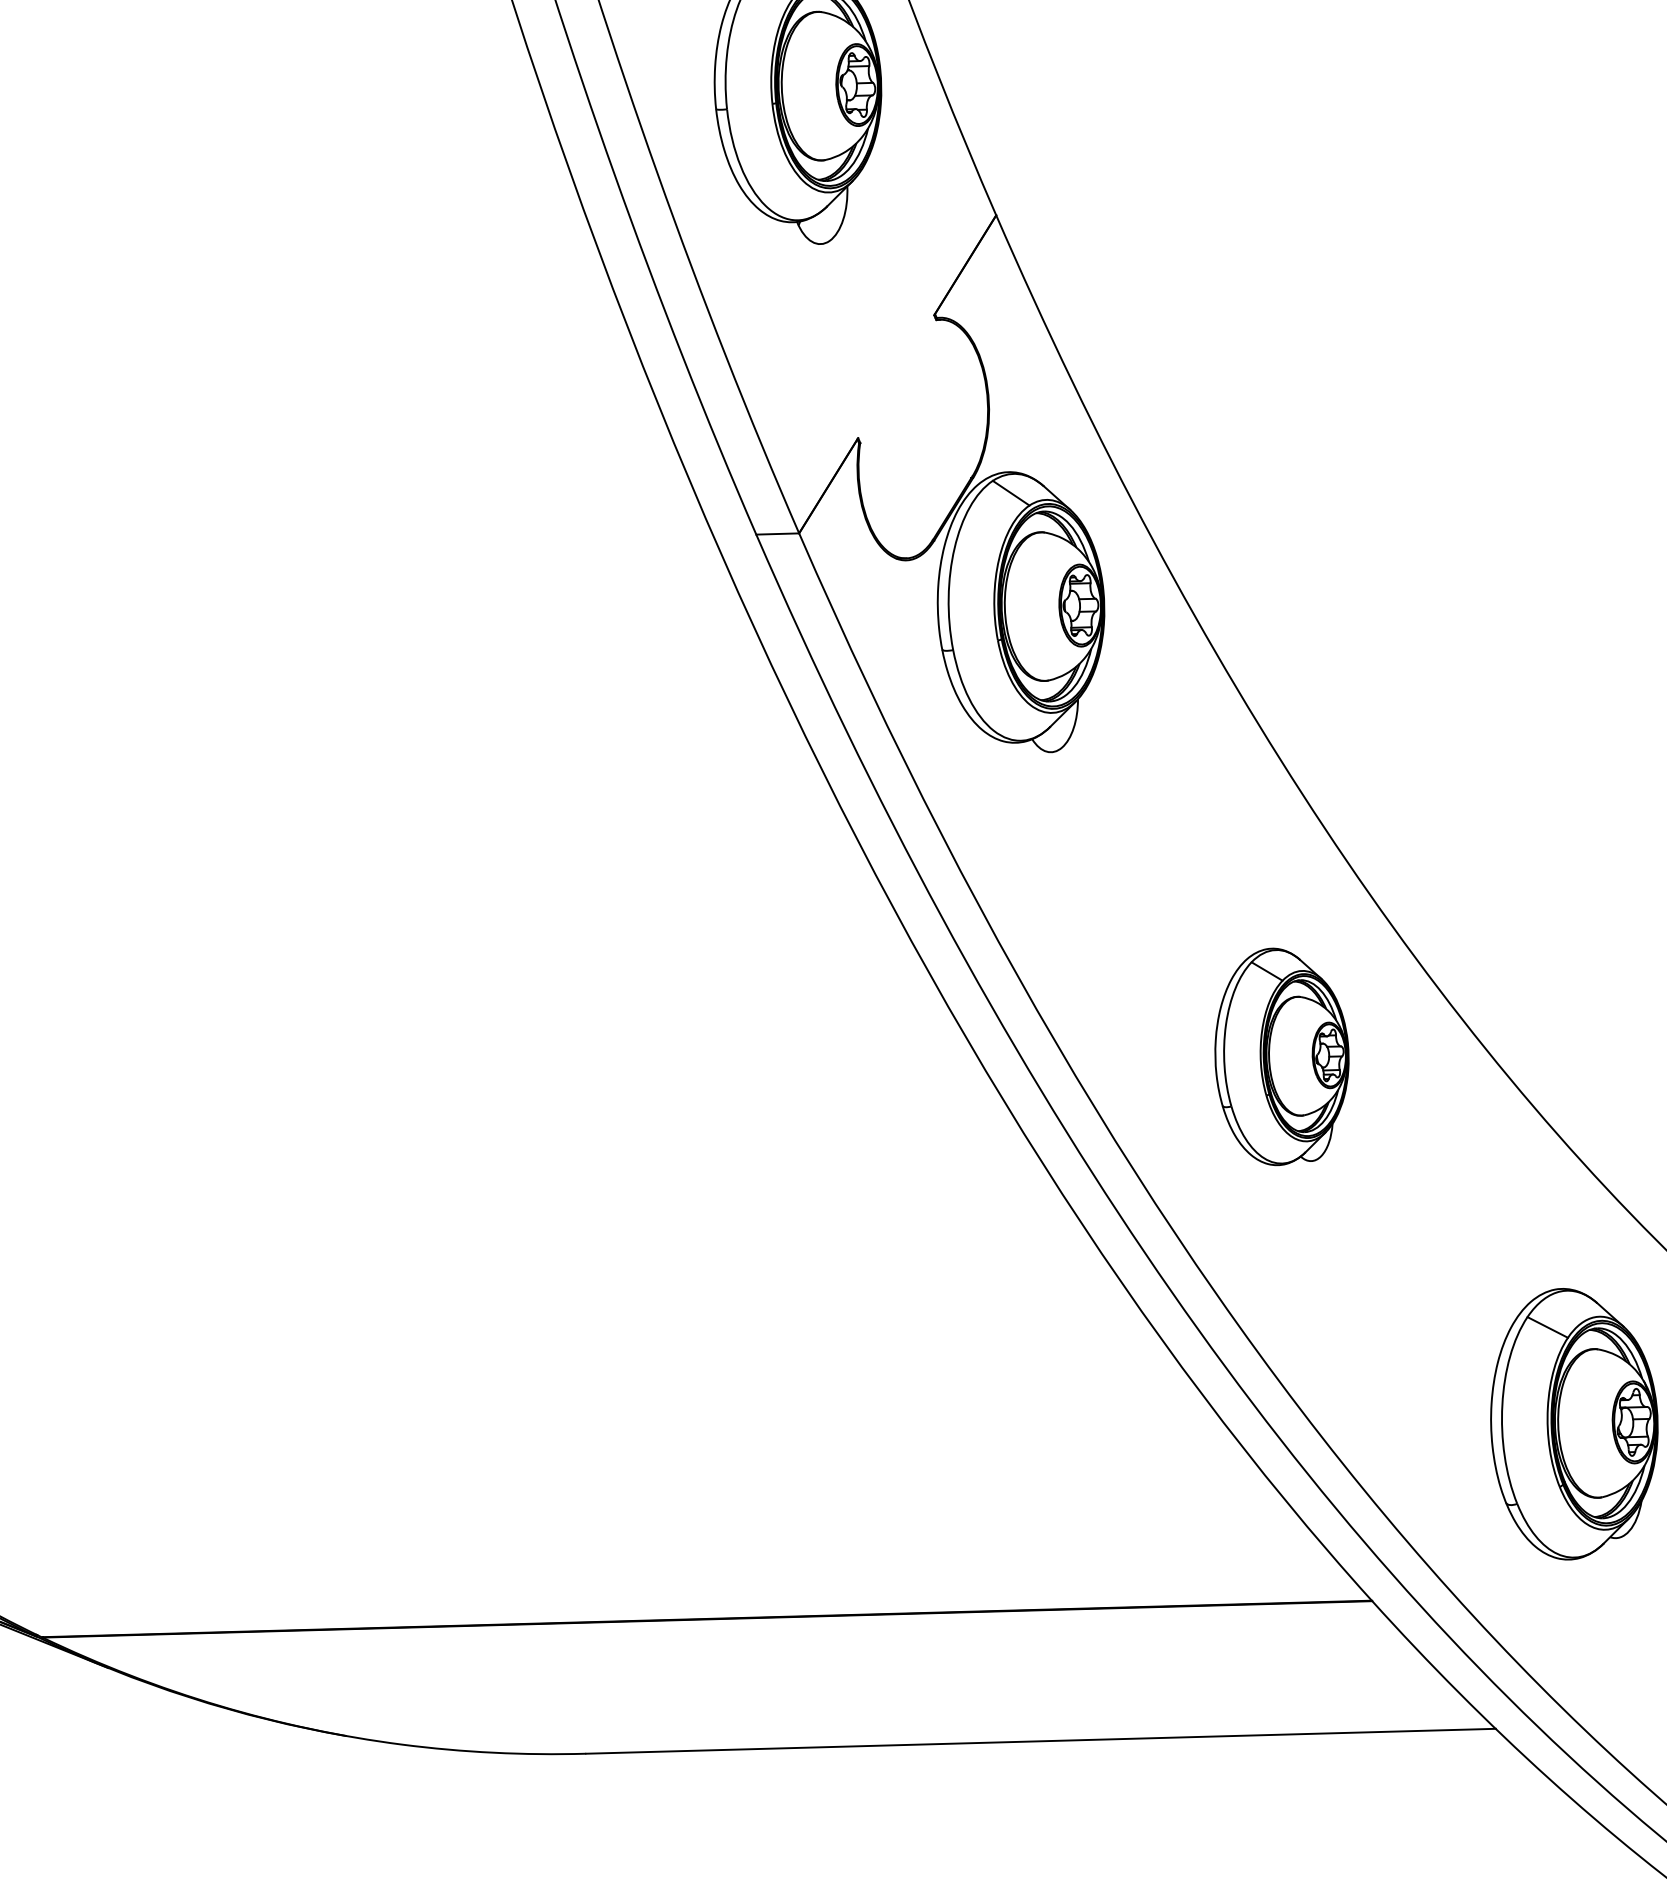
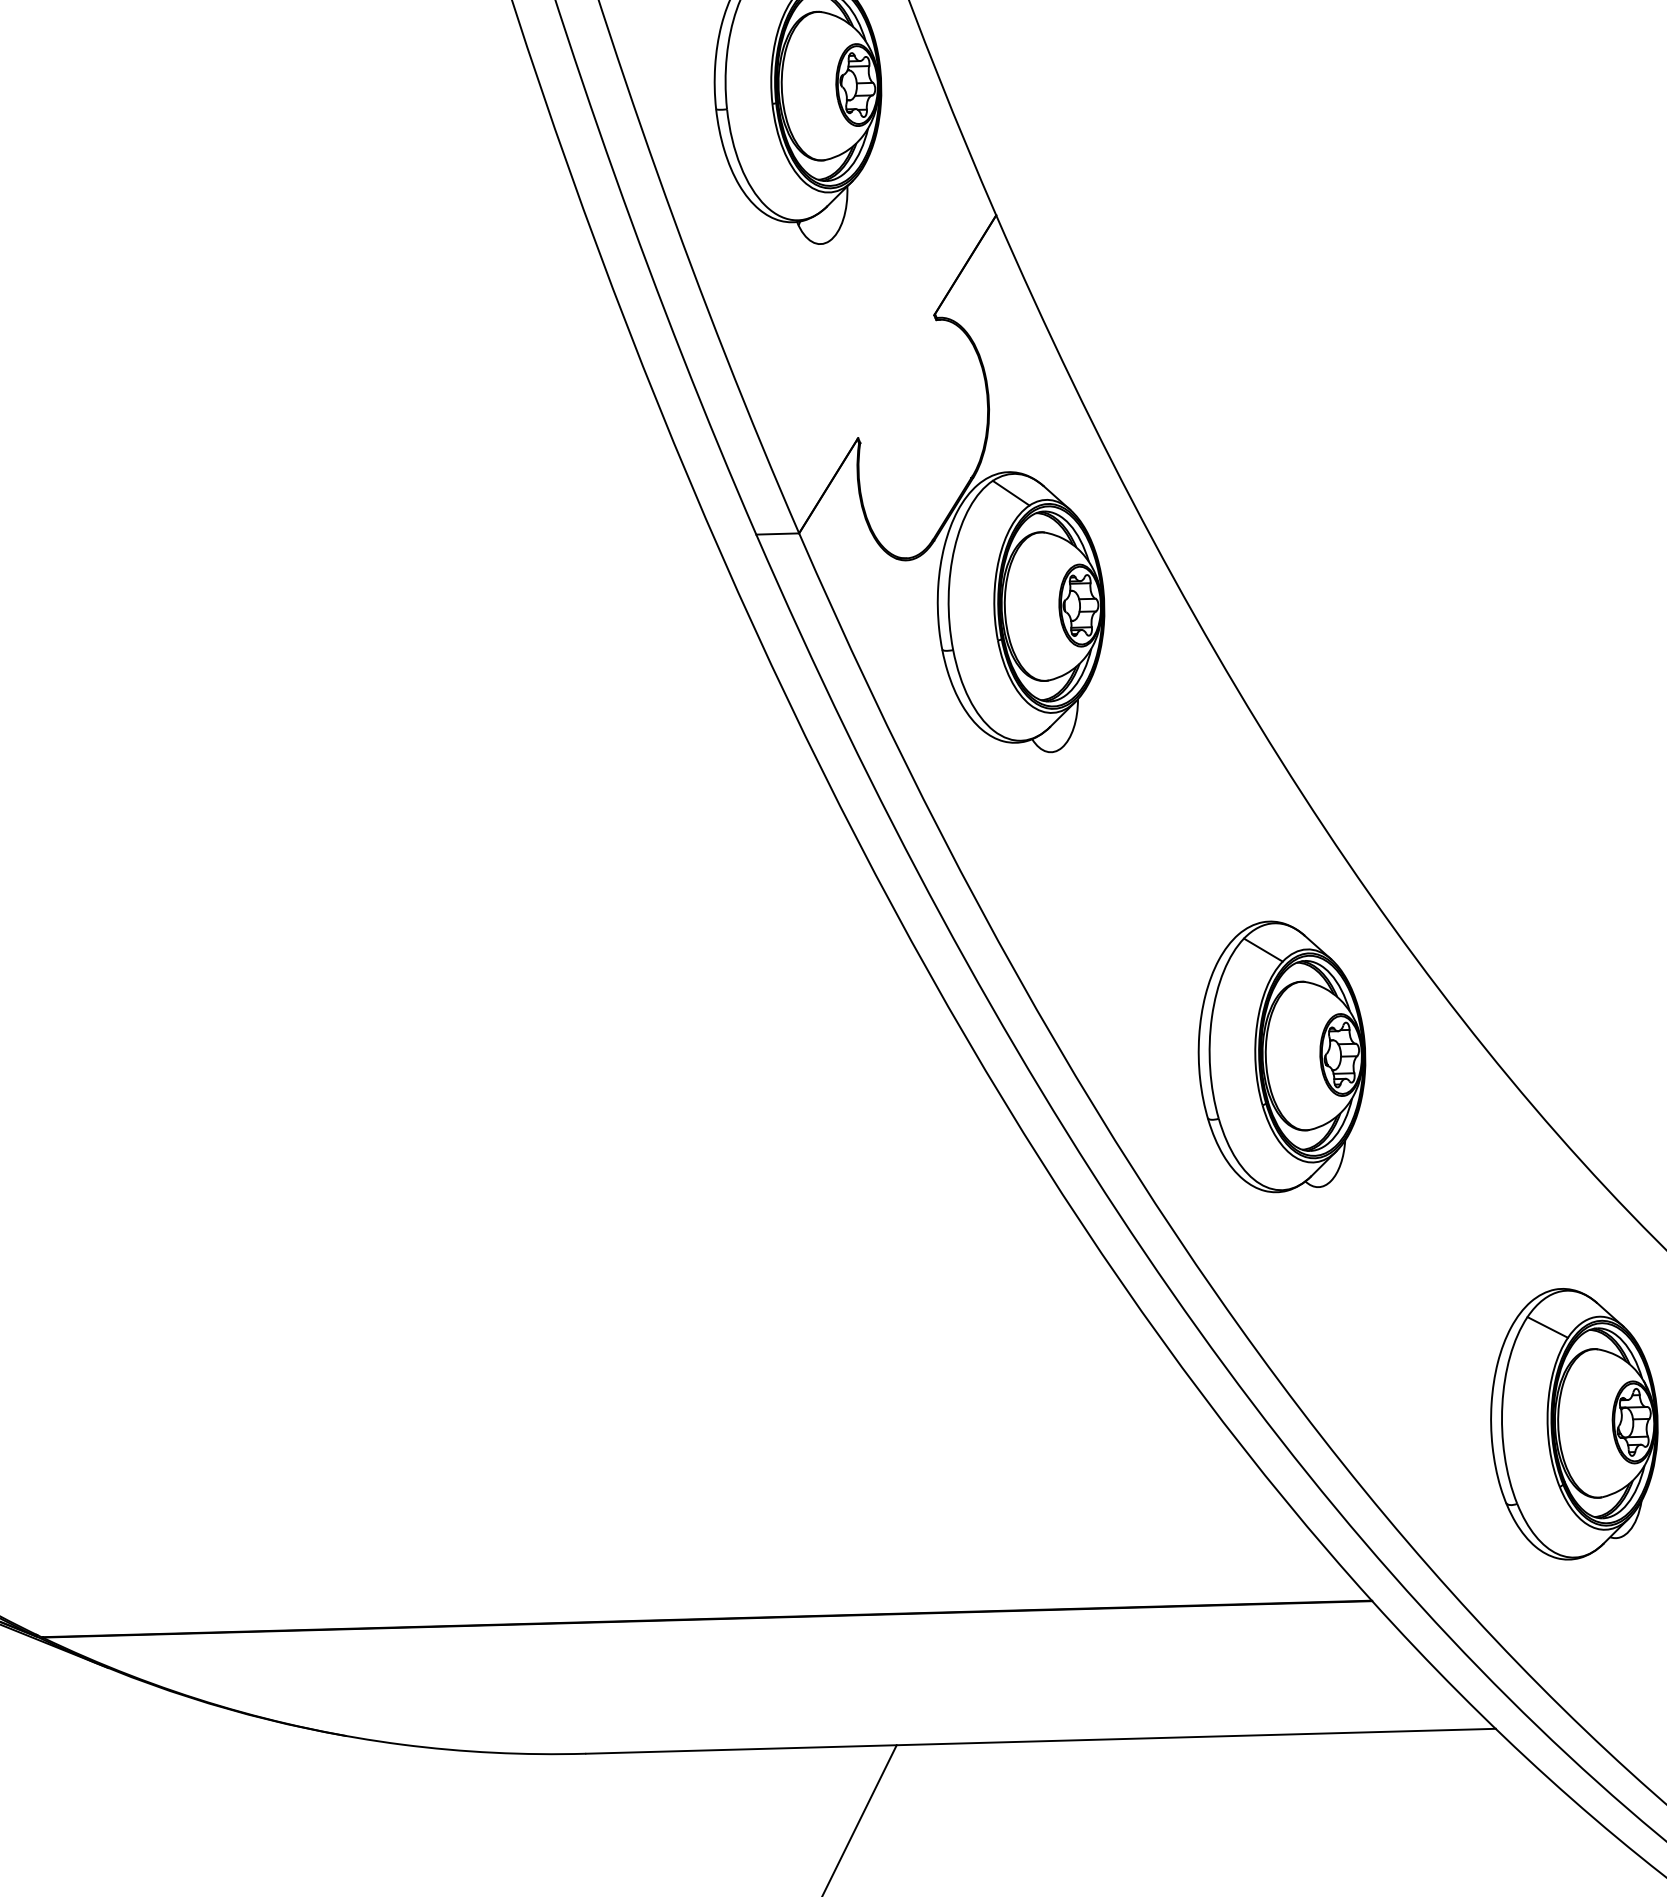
part size: 136x220 px -> 170x274 px (1281, 1056)
line: none -> present (859, 1819)
